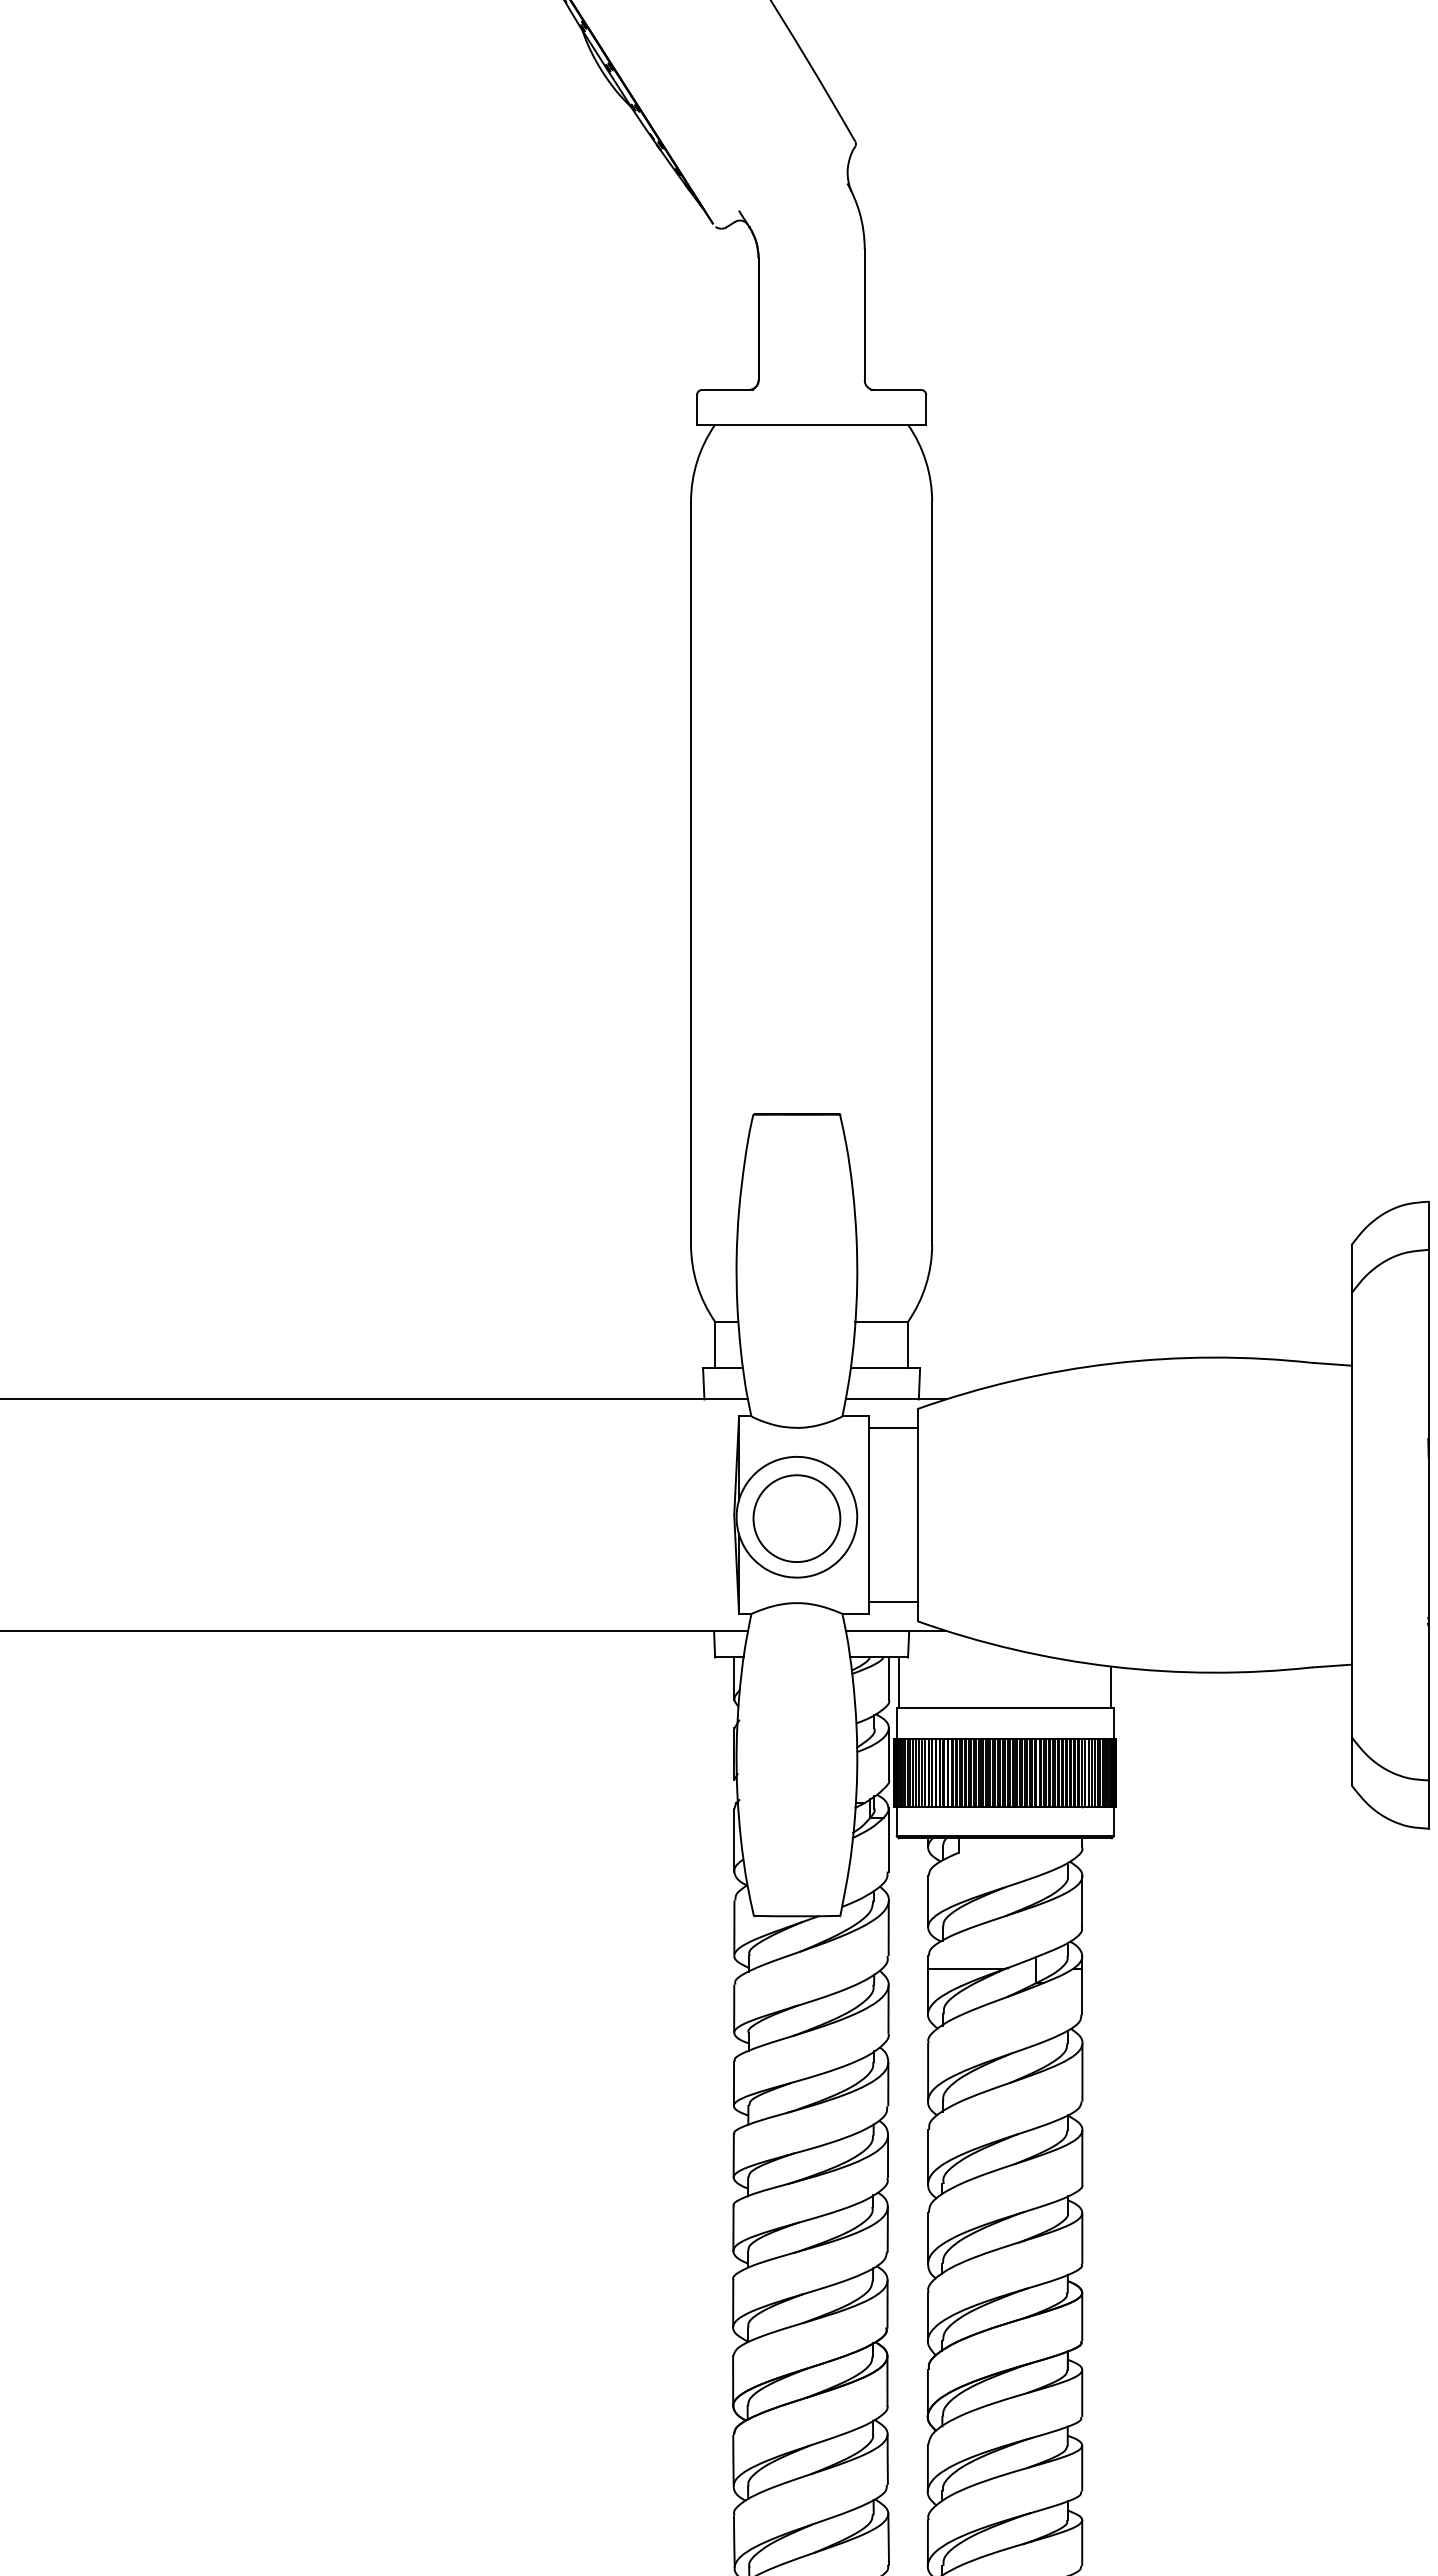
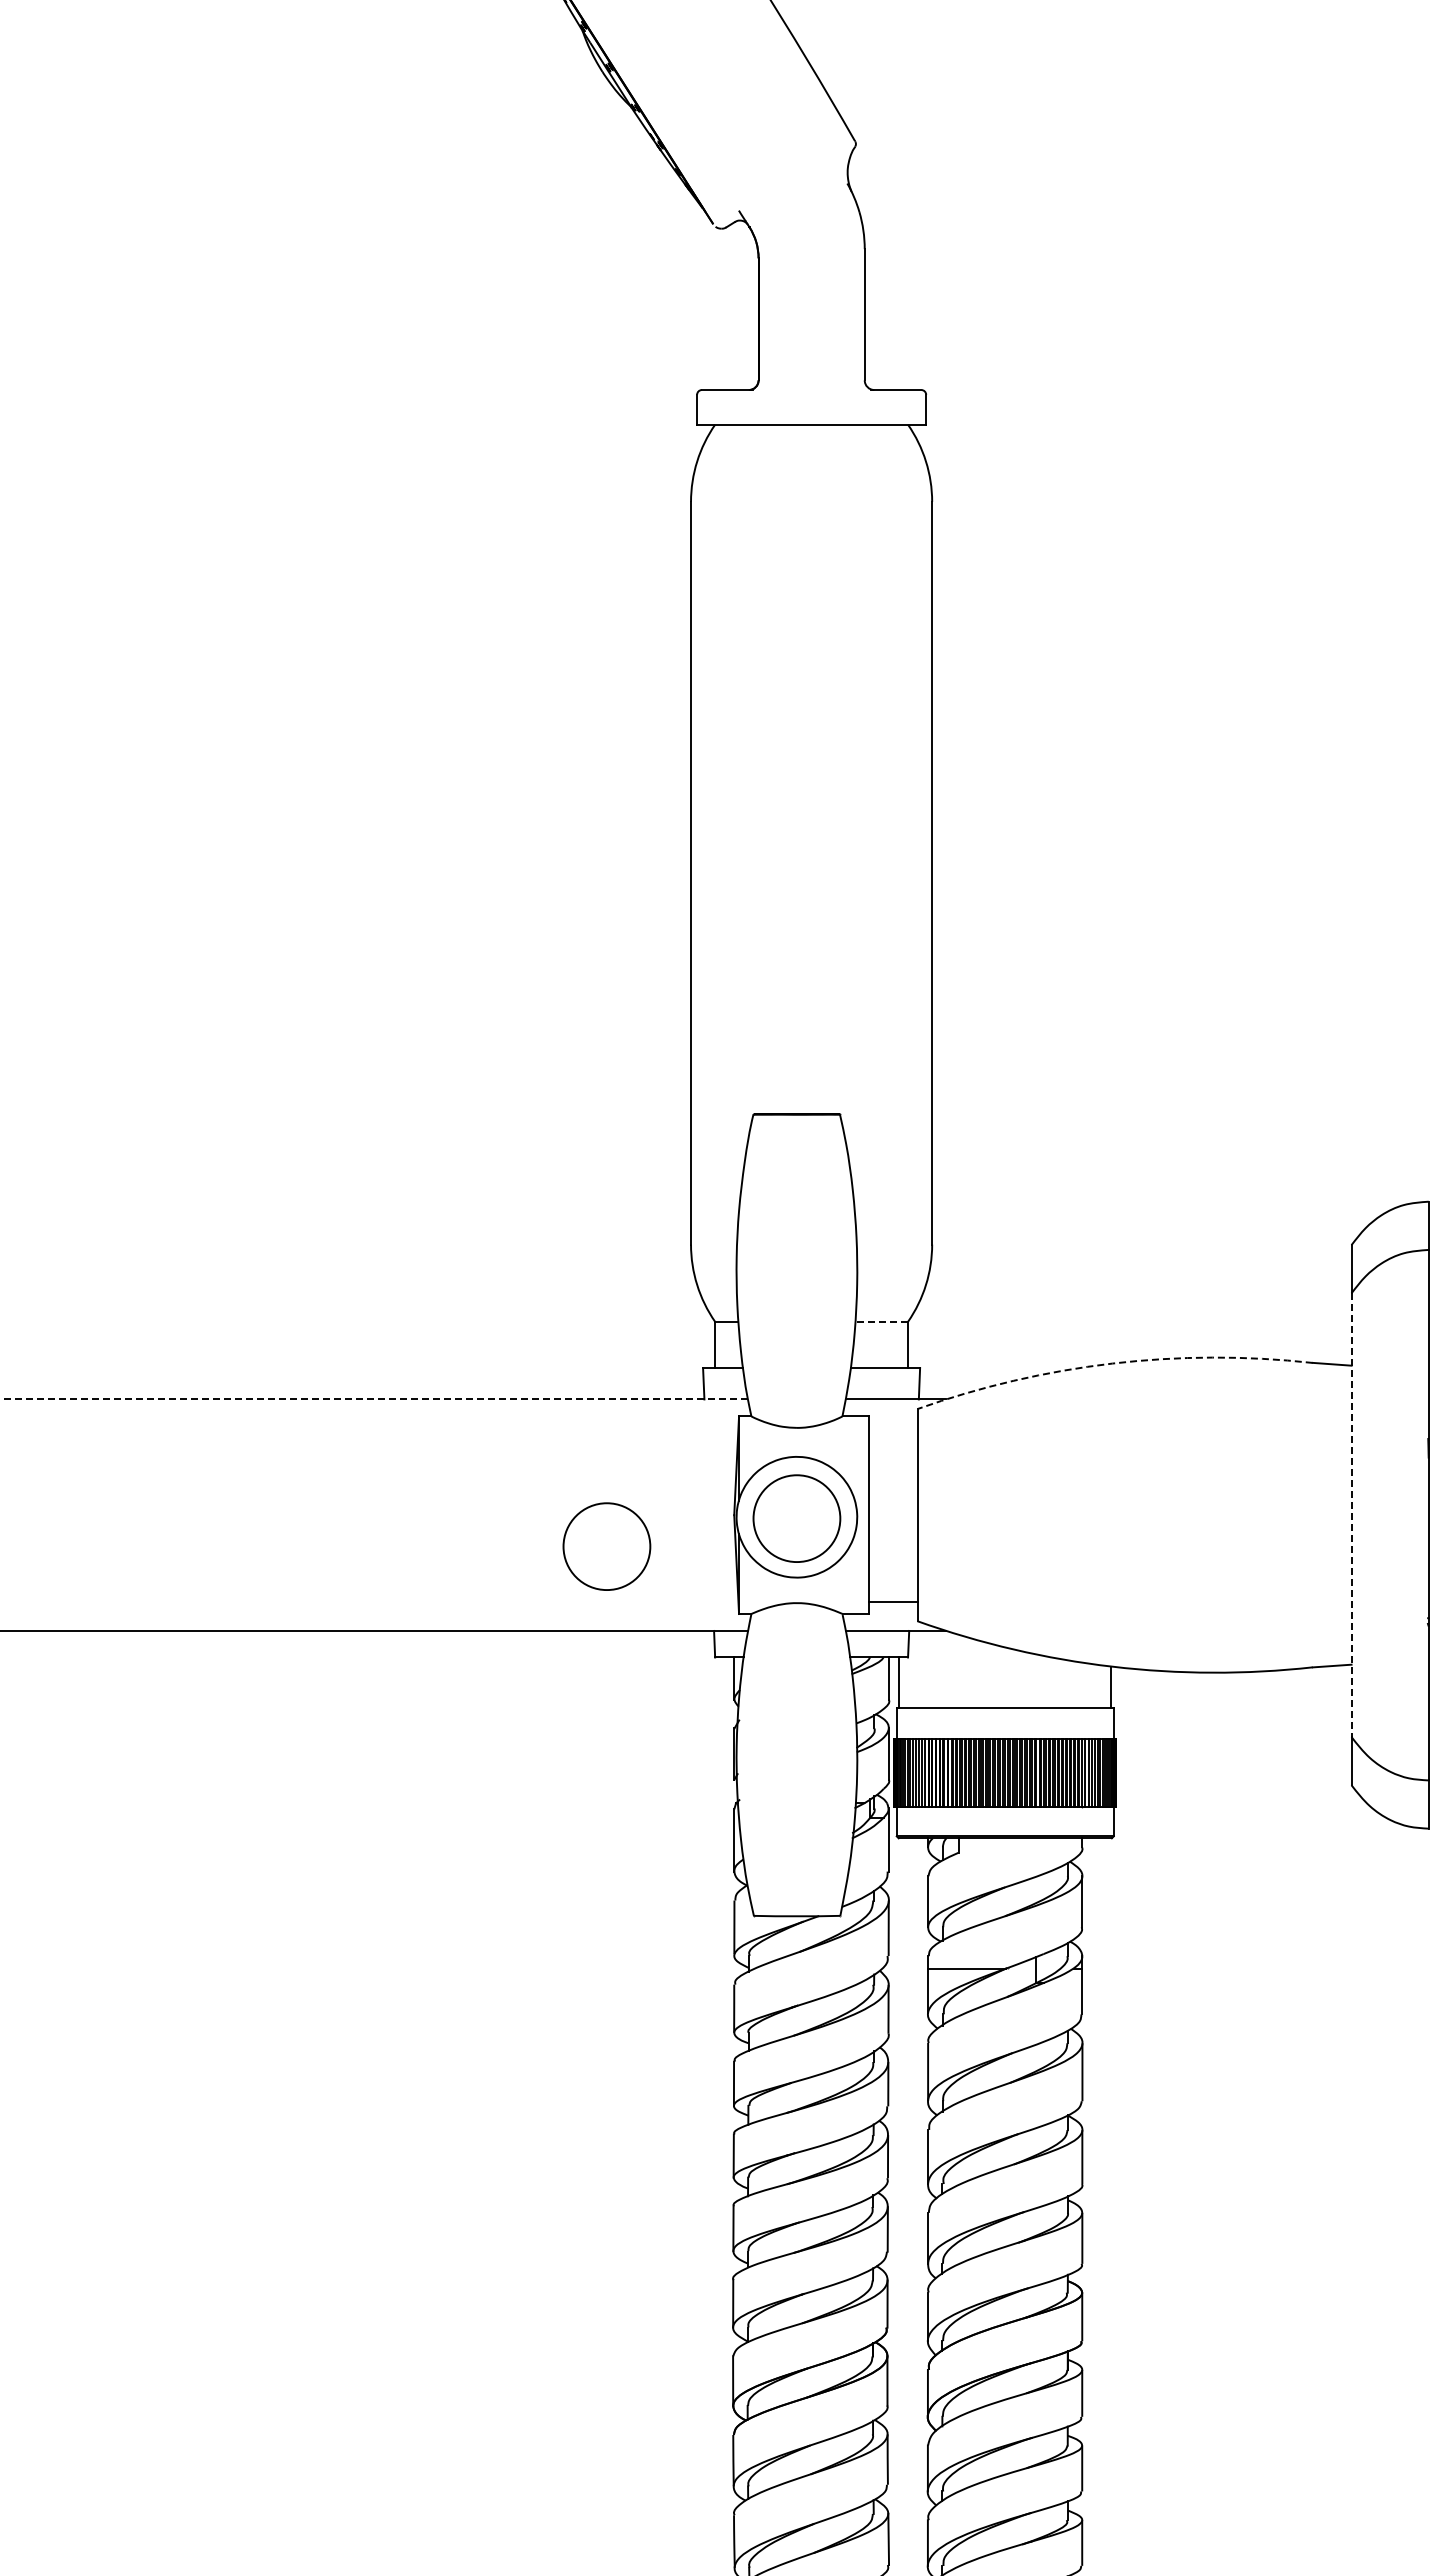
line: solid -> dashed (881, 1321)
arc: solid -> dashed (1112, 1363)
line: solid -> dashed (374, 1399)
line: present -> none (893, 1428)
line: solid -> dashed (1351, 1515)
circle: none -> present (606, 1546)
